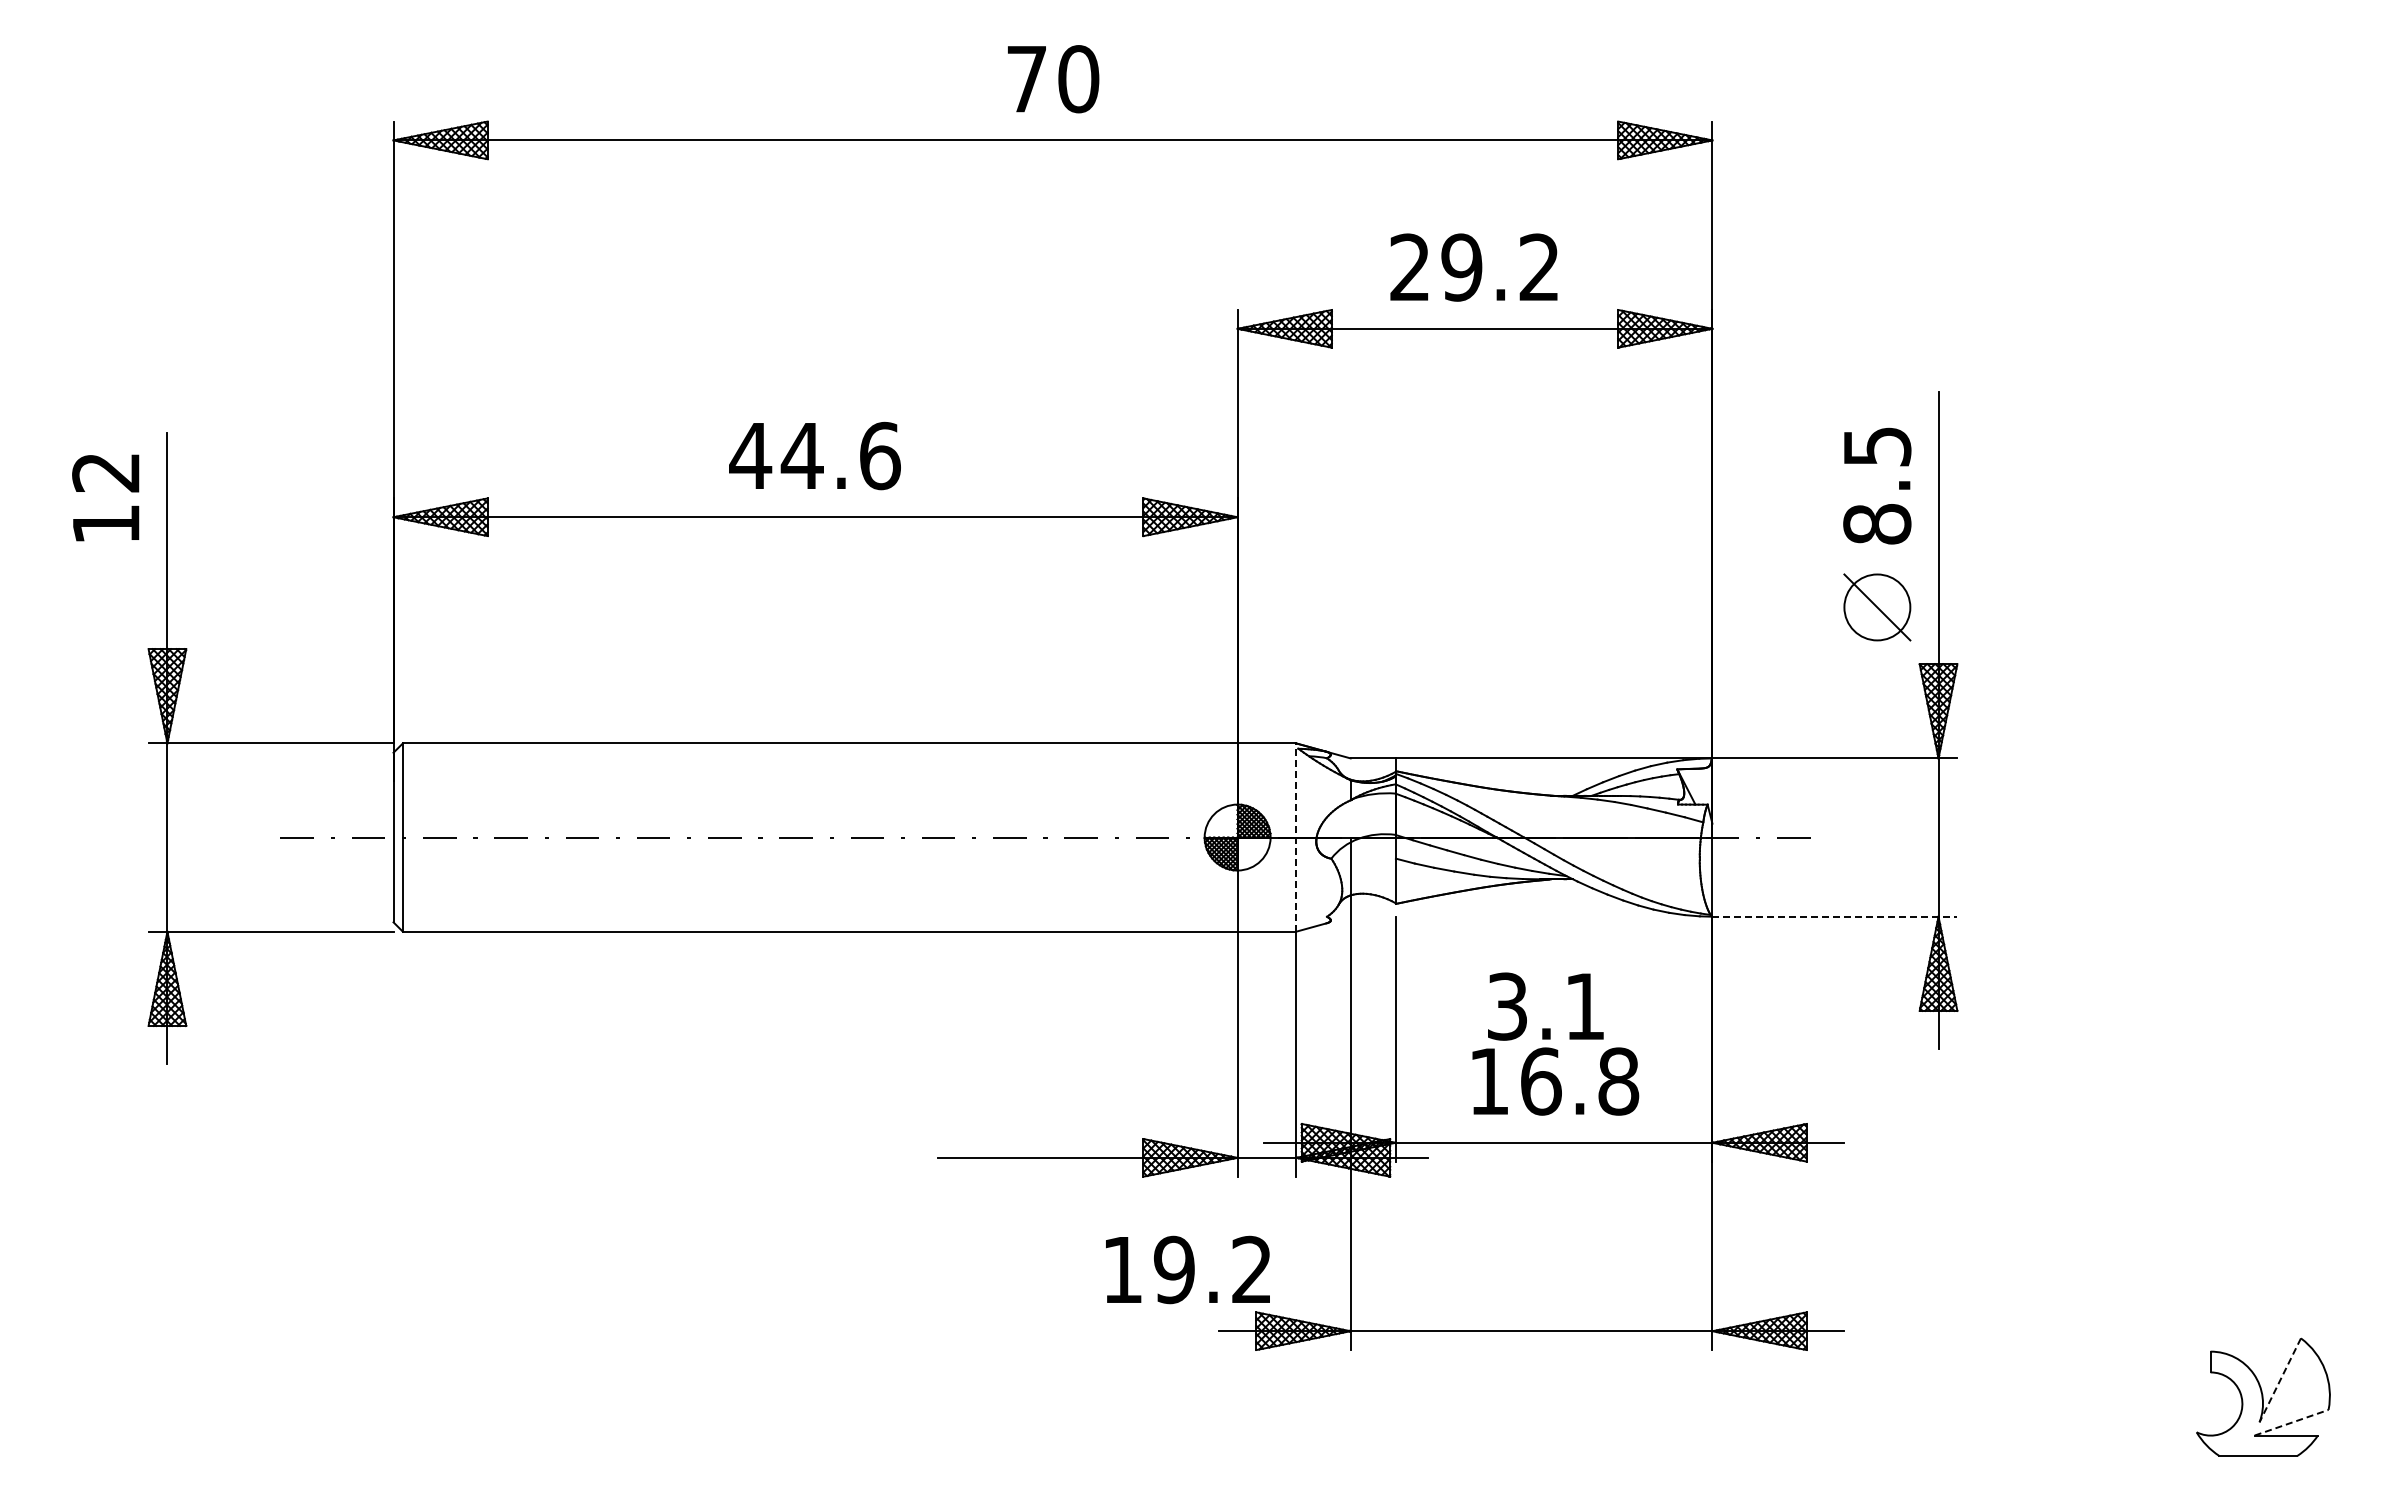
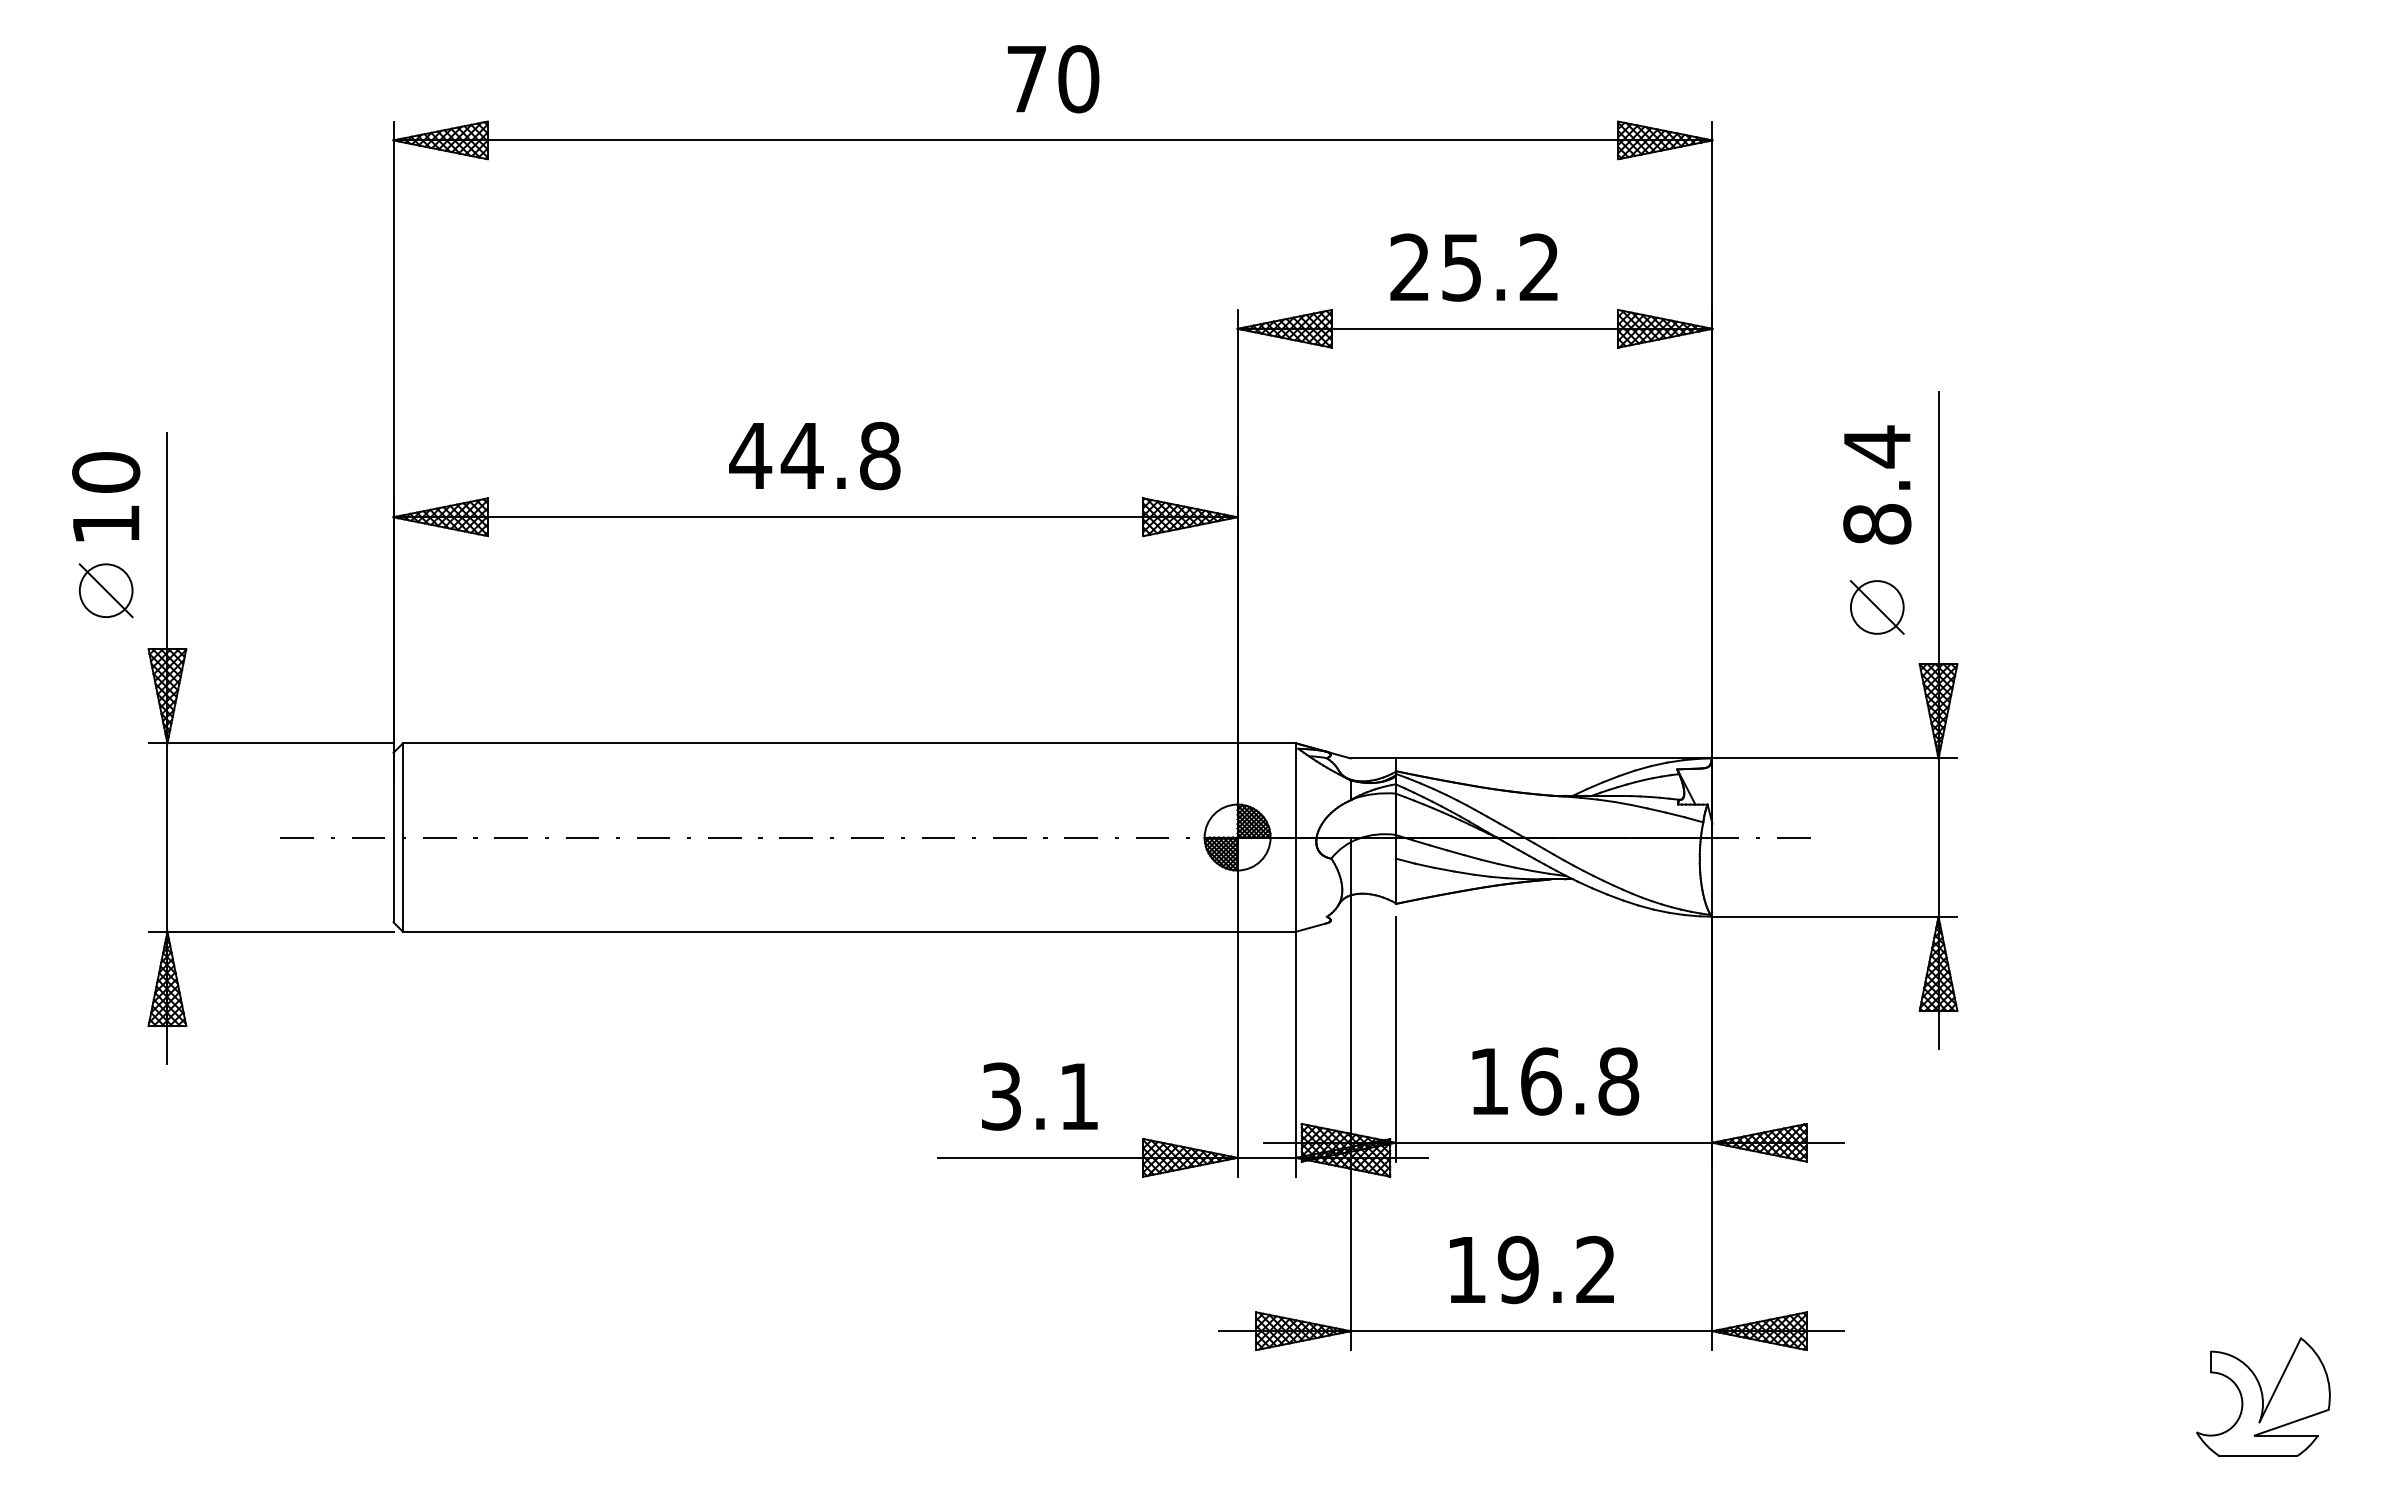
text: 29.2 -> 25.2 (1461, 267)
text: 8.5 -> 8.4 (1877, 446)
text: 44.6 -> 44.8 (880, 455)
text: 12 -> 10 (106, 472)
part: none -> present (105, 590)
part size: 69x69 px -> 56x55 px (1876, 607)
line: dashed -> solid (1296, 837)
line: dashed -> solid (1835, 916)
text position: (1545, 1006) -> (1039, 1096) (1039, 1096)
text position: (1187, 1269) -> (1531, 1269) (1531, 1269)
line: dashed -> solid (2280, 1380)
line: dashed -> solid (2292, 1422)
